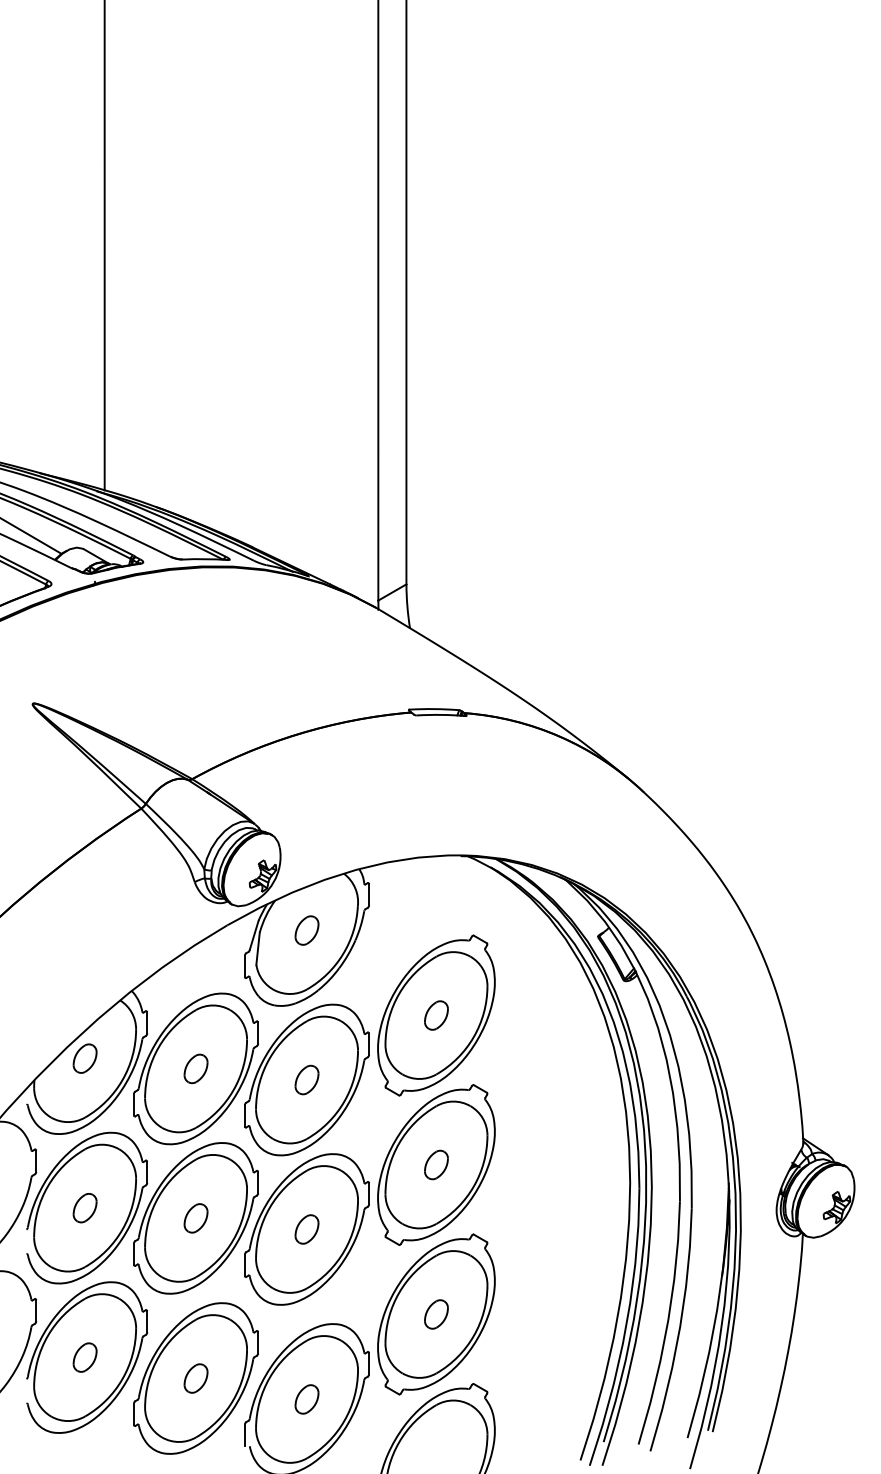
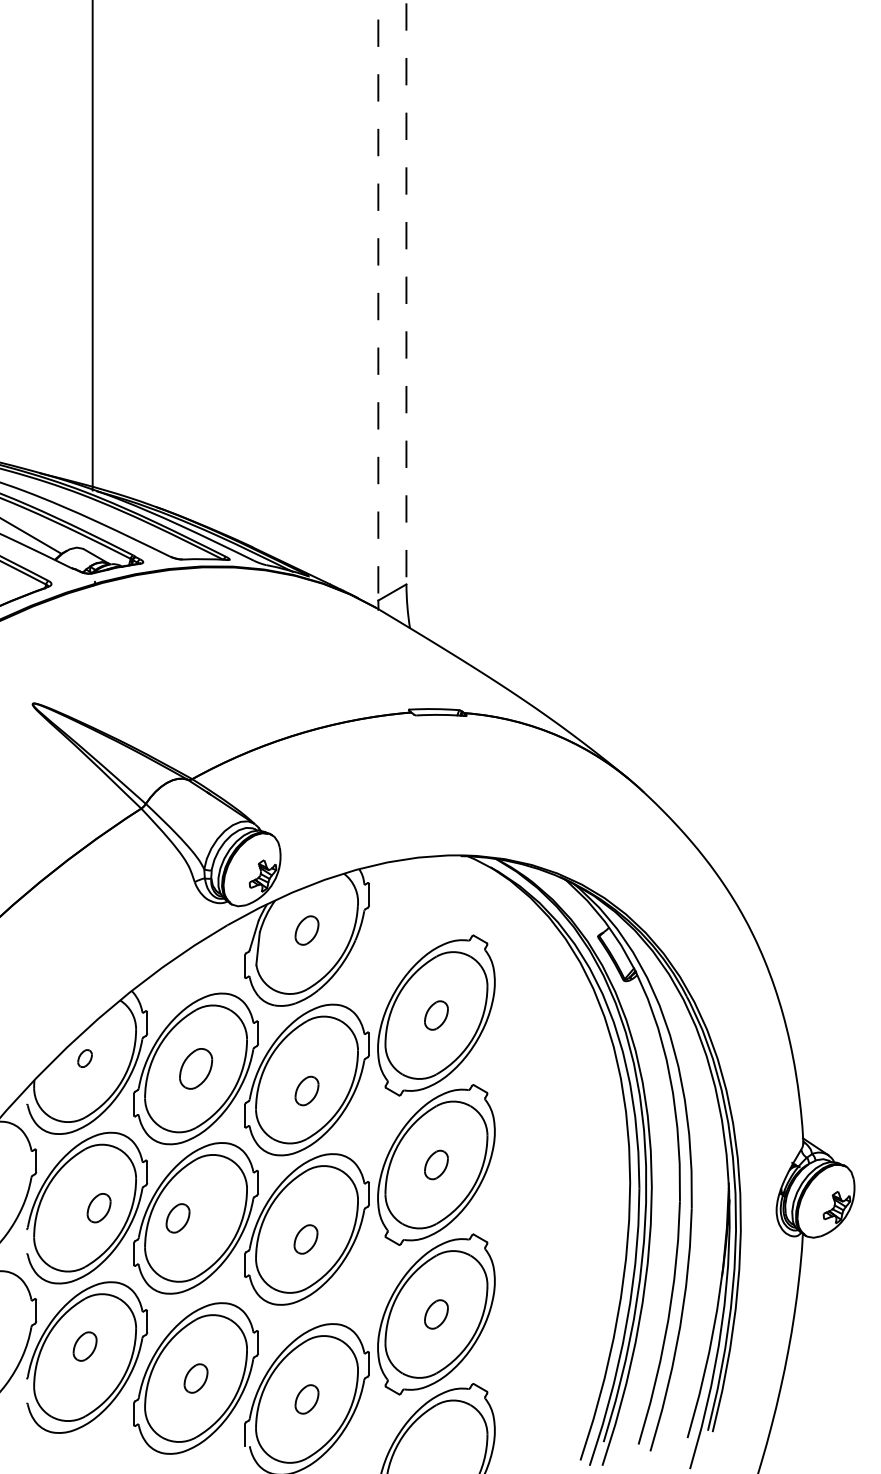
line position: (104, 246) -> (92, 246) (92, 246)
line: solid -> dashed (406, 292)
line: solid -> dashed (378, 300)
part size: 26x31 px -> 16x19 px (84, 1058)
part size: 26x32 px -> 35x42 px (196, 1068)
part position: (306, 1079) -> (306, 1090) (306, 1090)
part position: (84, 1208) -> (98, 1208) (98, 1208)
part position: (195, 1218) -> (177, 1218) (177, 1218)
part position: (306, 1229) -> (305, 1239) (305, 1239)
part position: (84, 1357) -> (84, 1346) (84, 1346)
